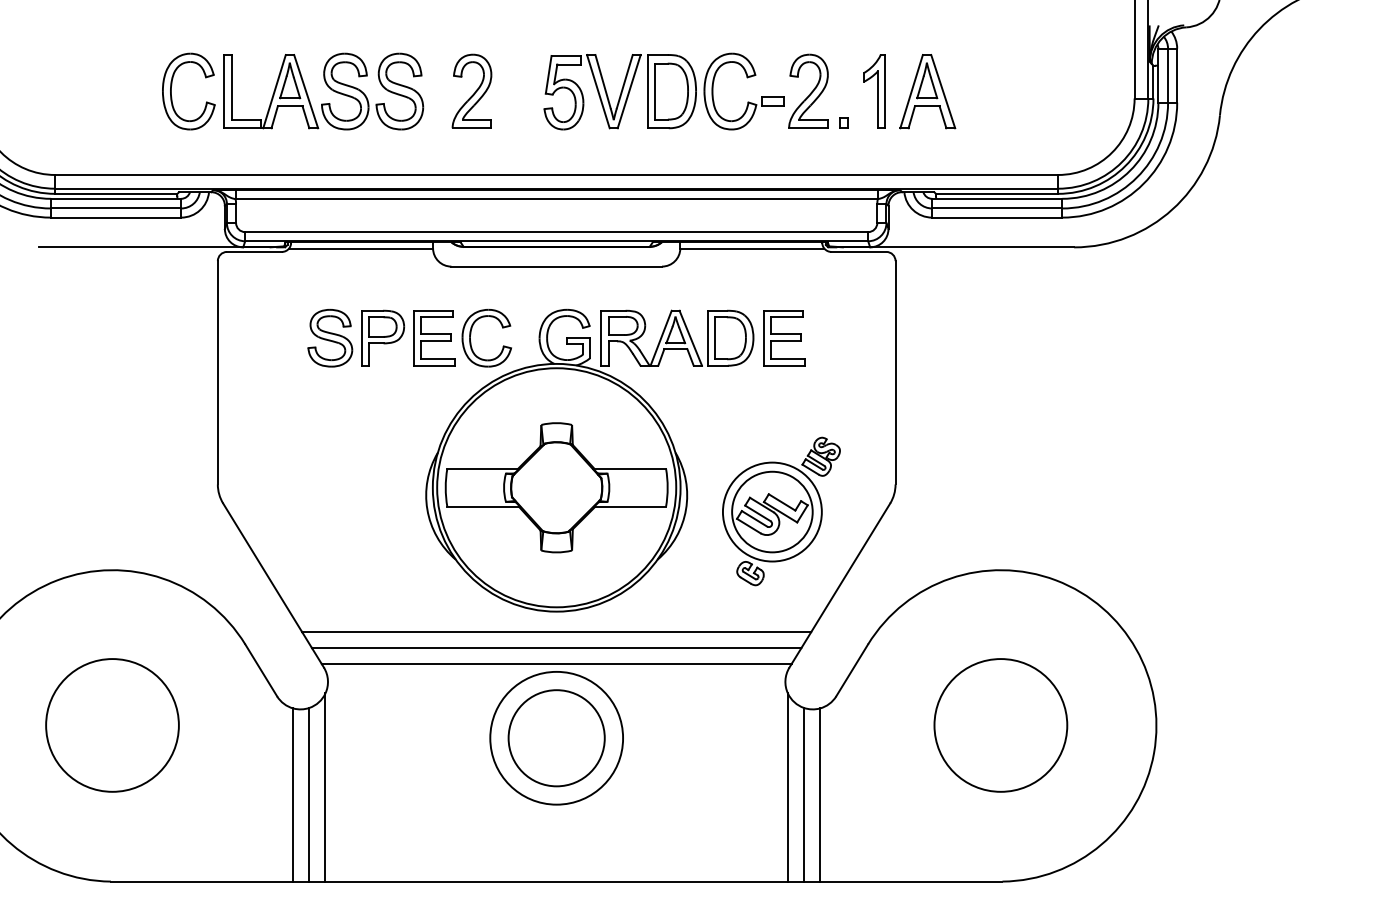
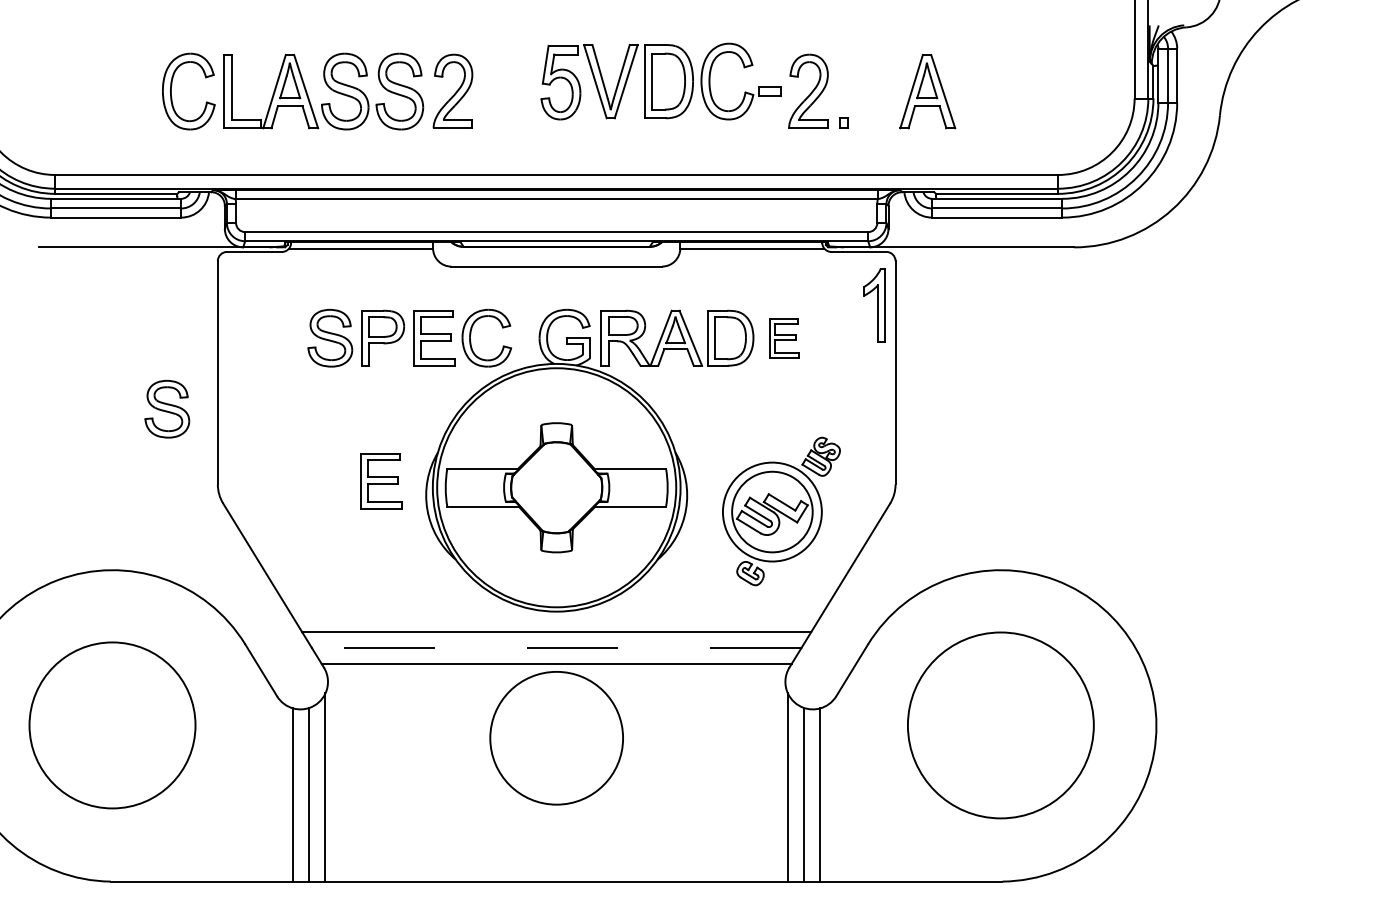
part position: (471, 90) -> (452, 90) (452, 90)
part position: (663, 91) -> (660, 81) (660, 81)
part position: (874, 91) -> (874, 305) (874, 305)
part size: 43x57 px -> 31x41 px (784, 338)
part: none -> present (167, 408)
part: none -> present (381, 481)
line: solid -> dashed (556, 648)
circle diameter: 133 px -> 166 px (112, 725)
circle diameter: 133 px -> 186 px (1000, 725)
circle: present -> none (556, 738)
